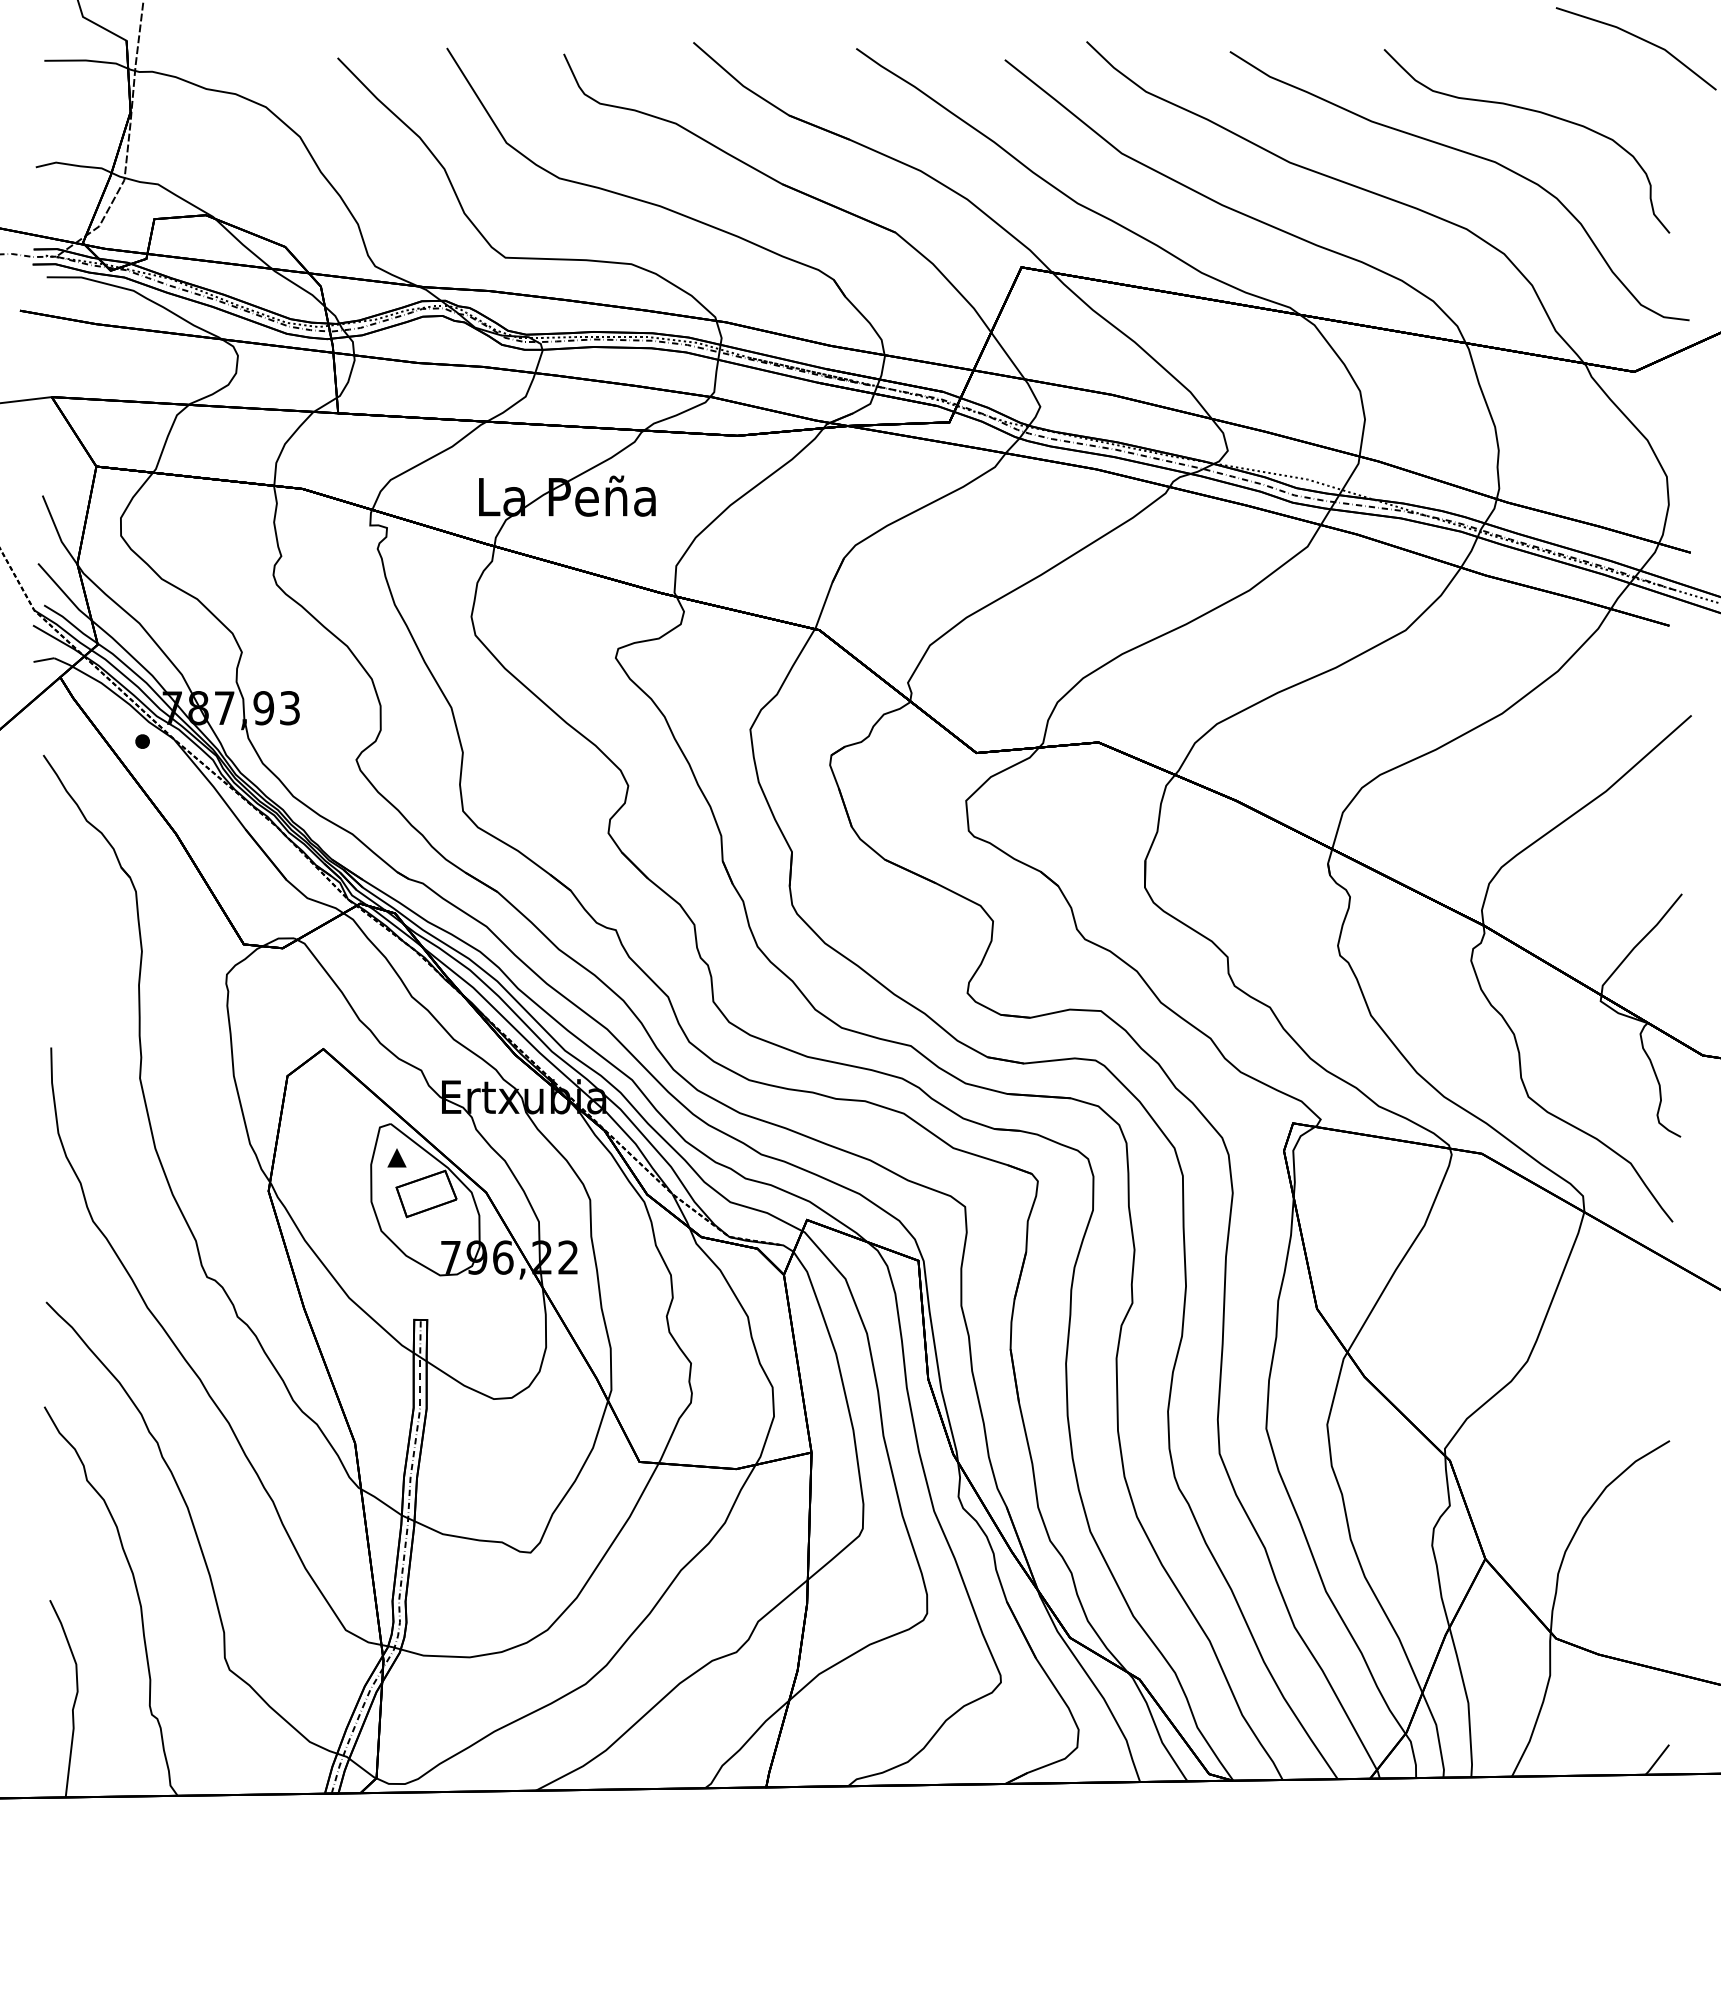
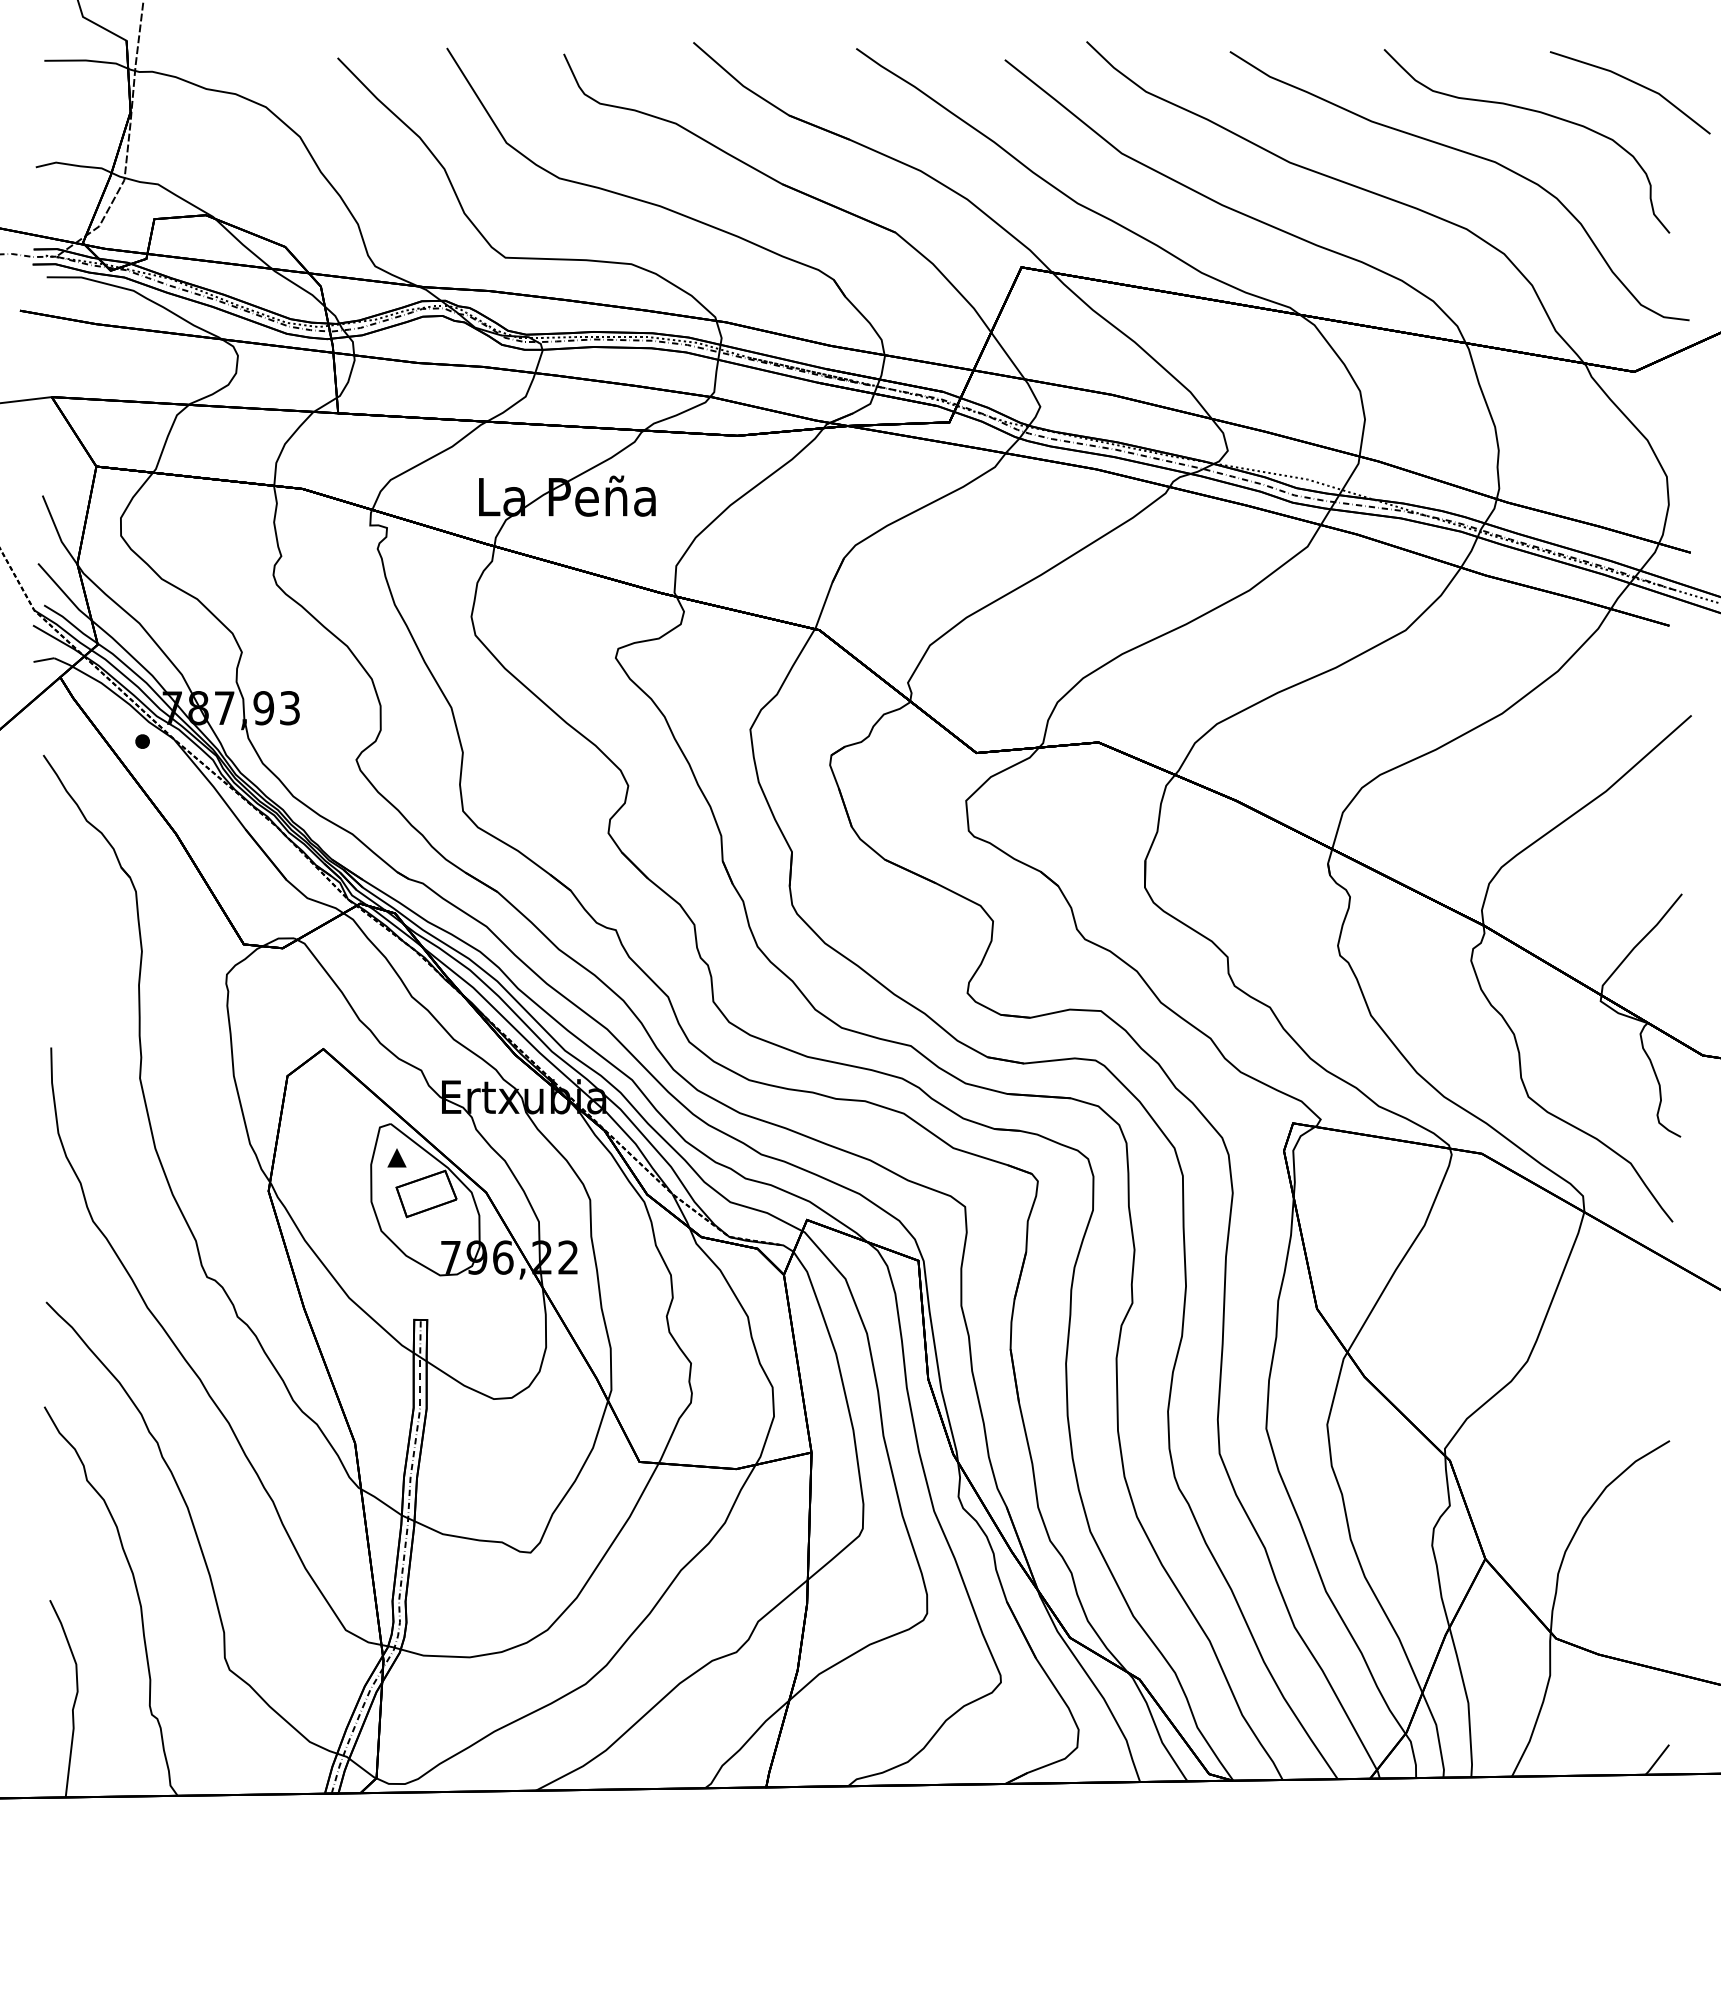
line position: (1640, 39) -> (1634, 83) (1634, 83)
